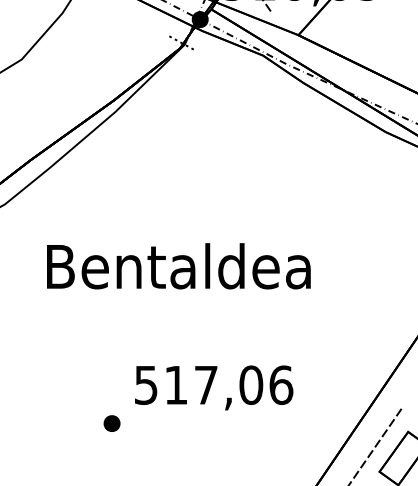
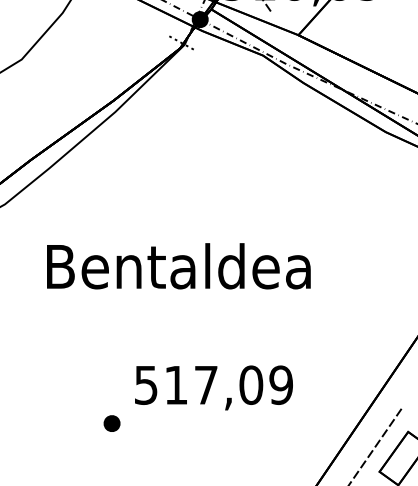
text: 517,06 -> 517,09 (281, 384)
